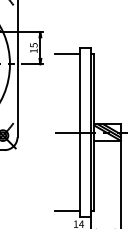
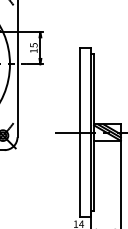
line: present -> none (67, 54)
line: present -> none (67, 211)
